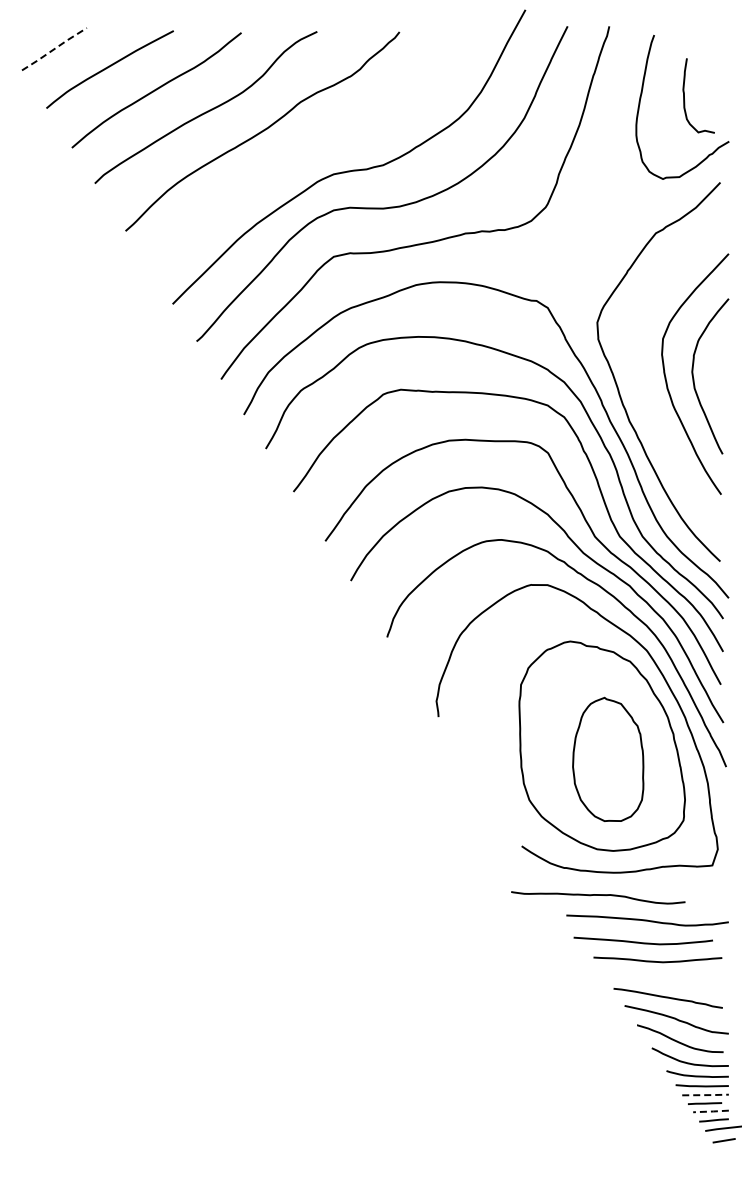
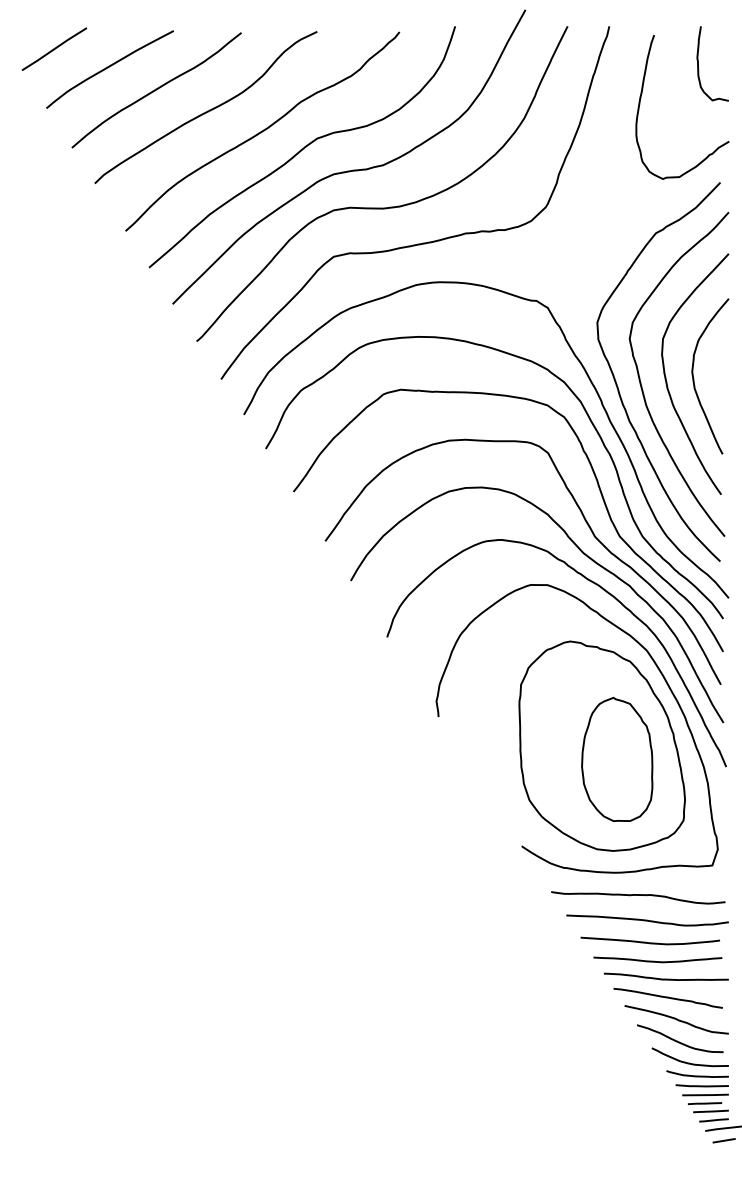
line: dashed -> solid (54, 48)
curve position: (684, 95) -> (698, 63) (698, 63)
curve: none -> present (301, 148)
curve: none -> present (641, 382)
part position: (608, 758) -> (617, 758) (617, 758)
curve position: (598, 895) -> (638, 895) (638, 895)
curve position: (642, 942) -> (649, 942) (649, 942)
curve: none -> present (665, 978)
line: dashed -> solid (706, 1095)
line: dashed -> solid (710, 1111)
